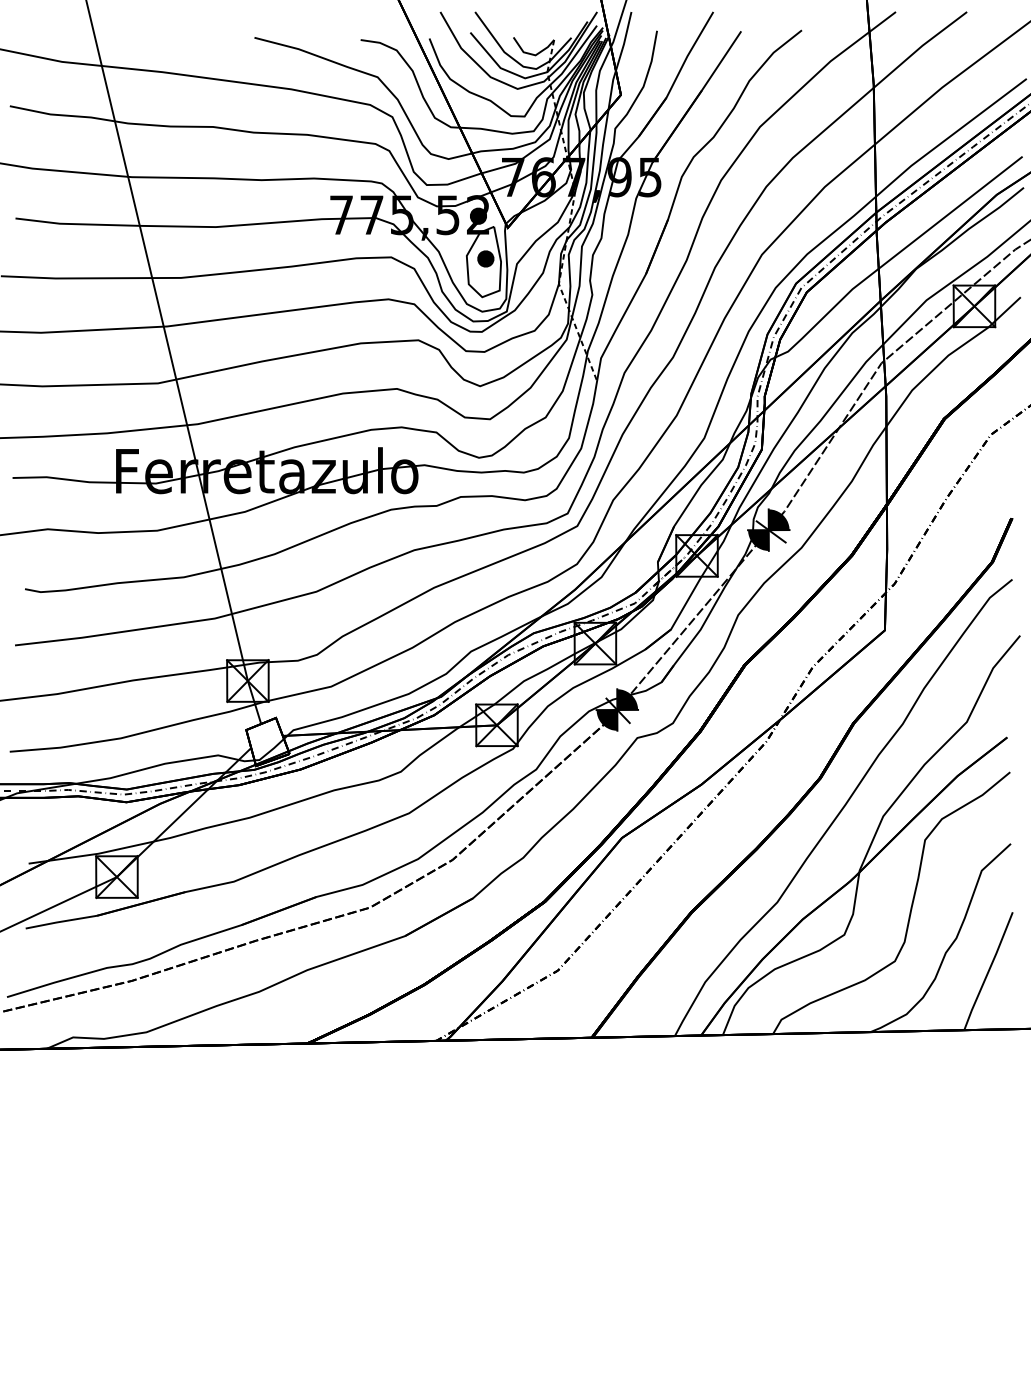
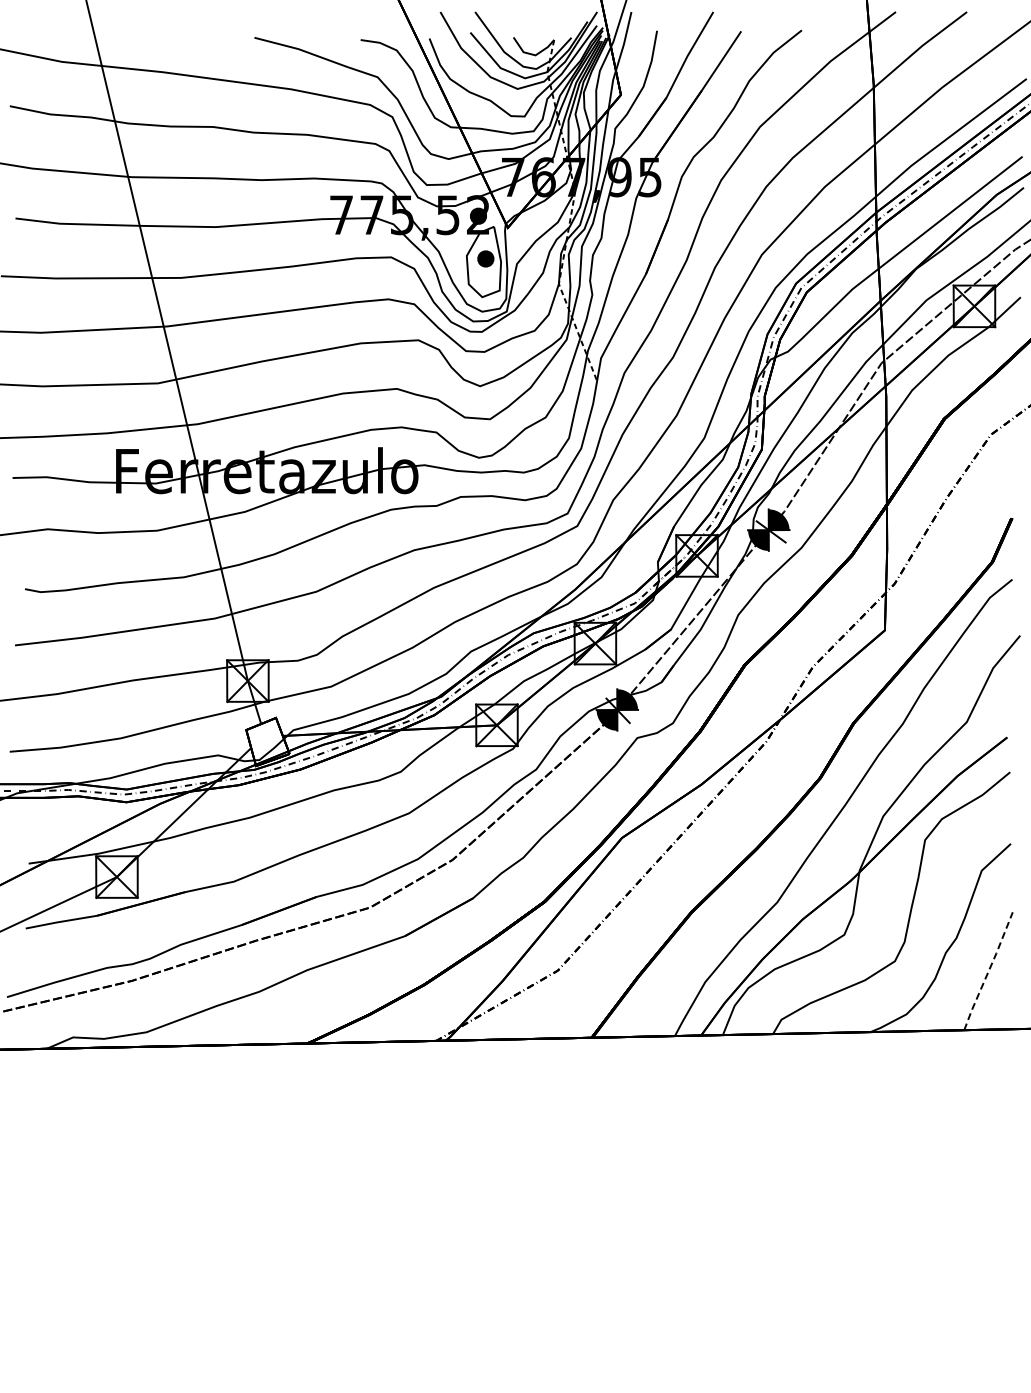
line: solid -> dashed (988, 970)
